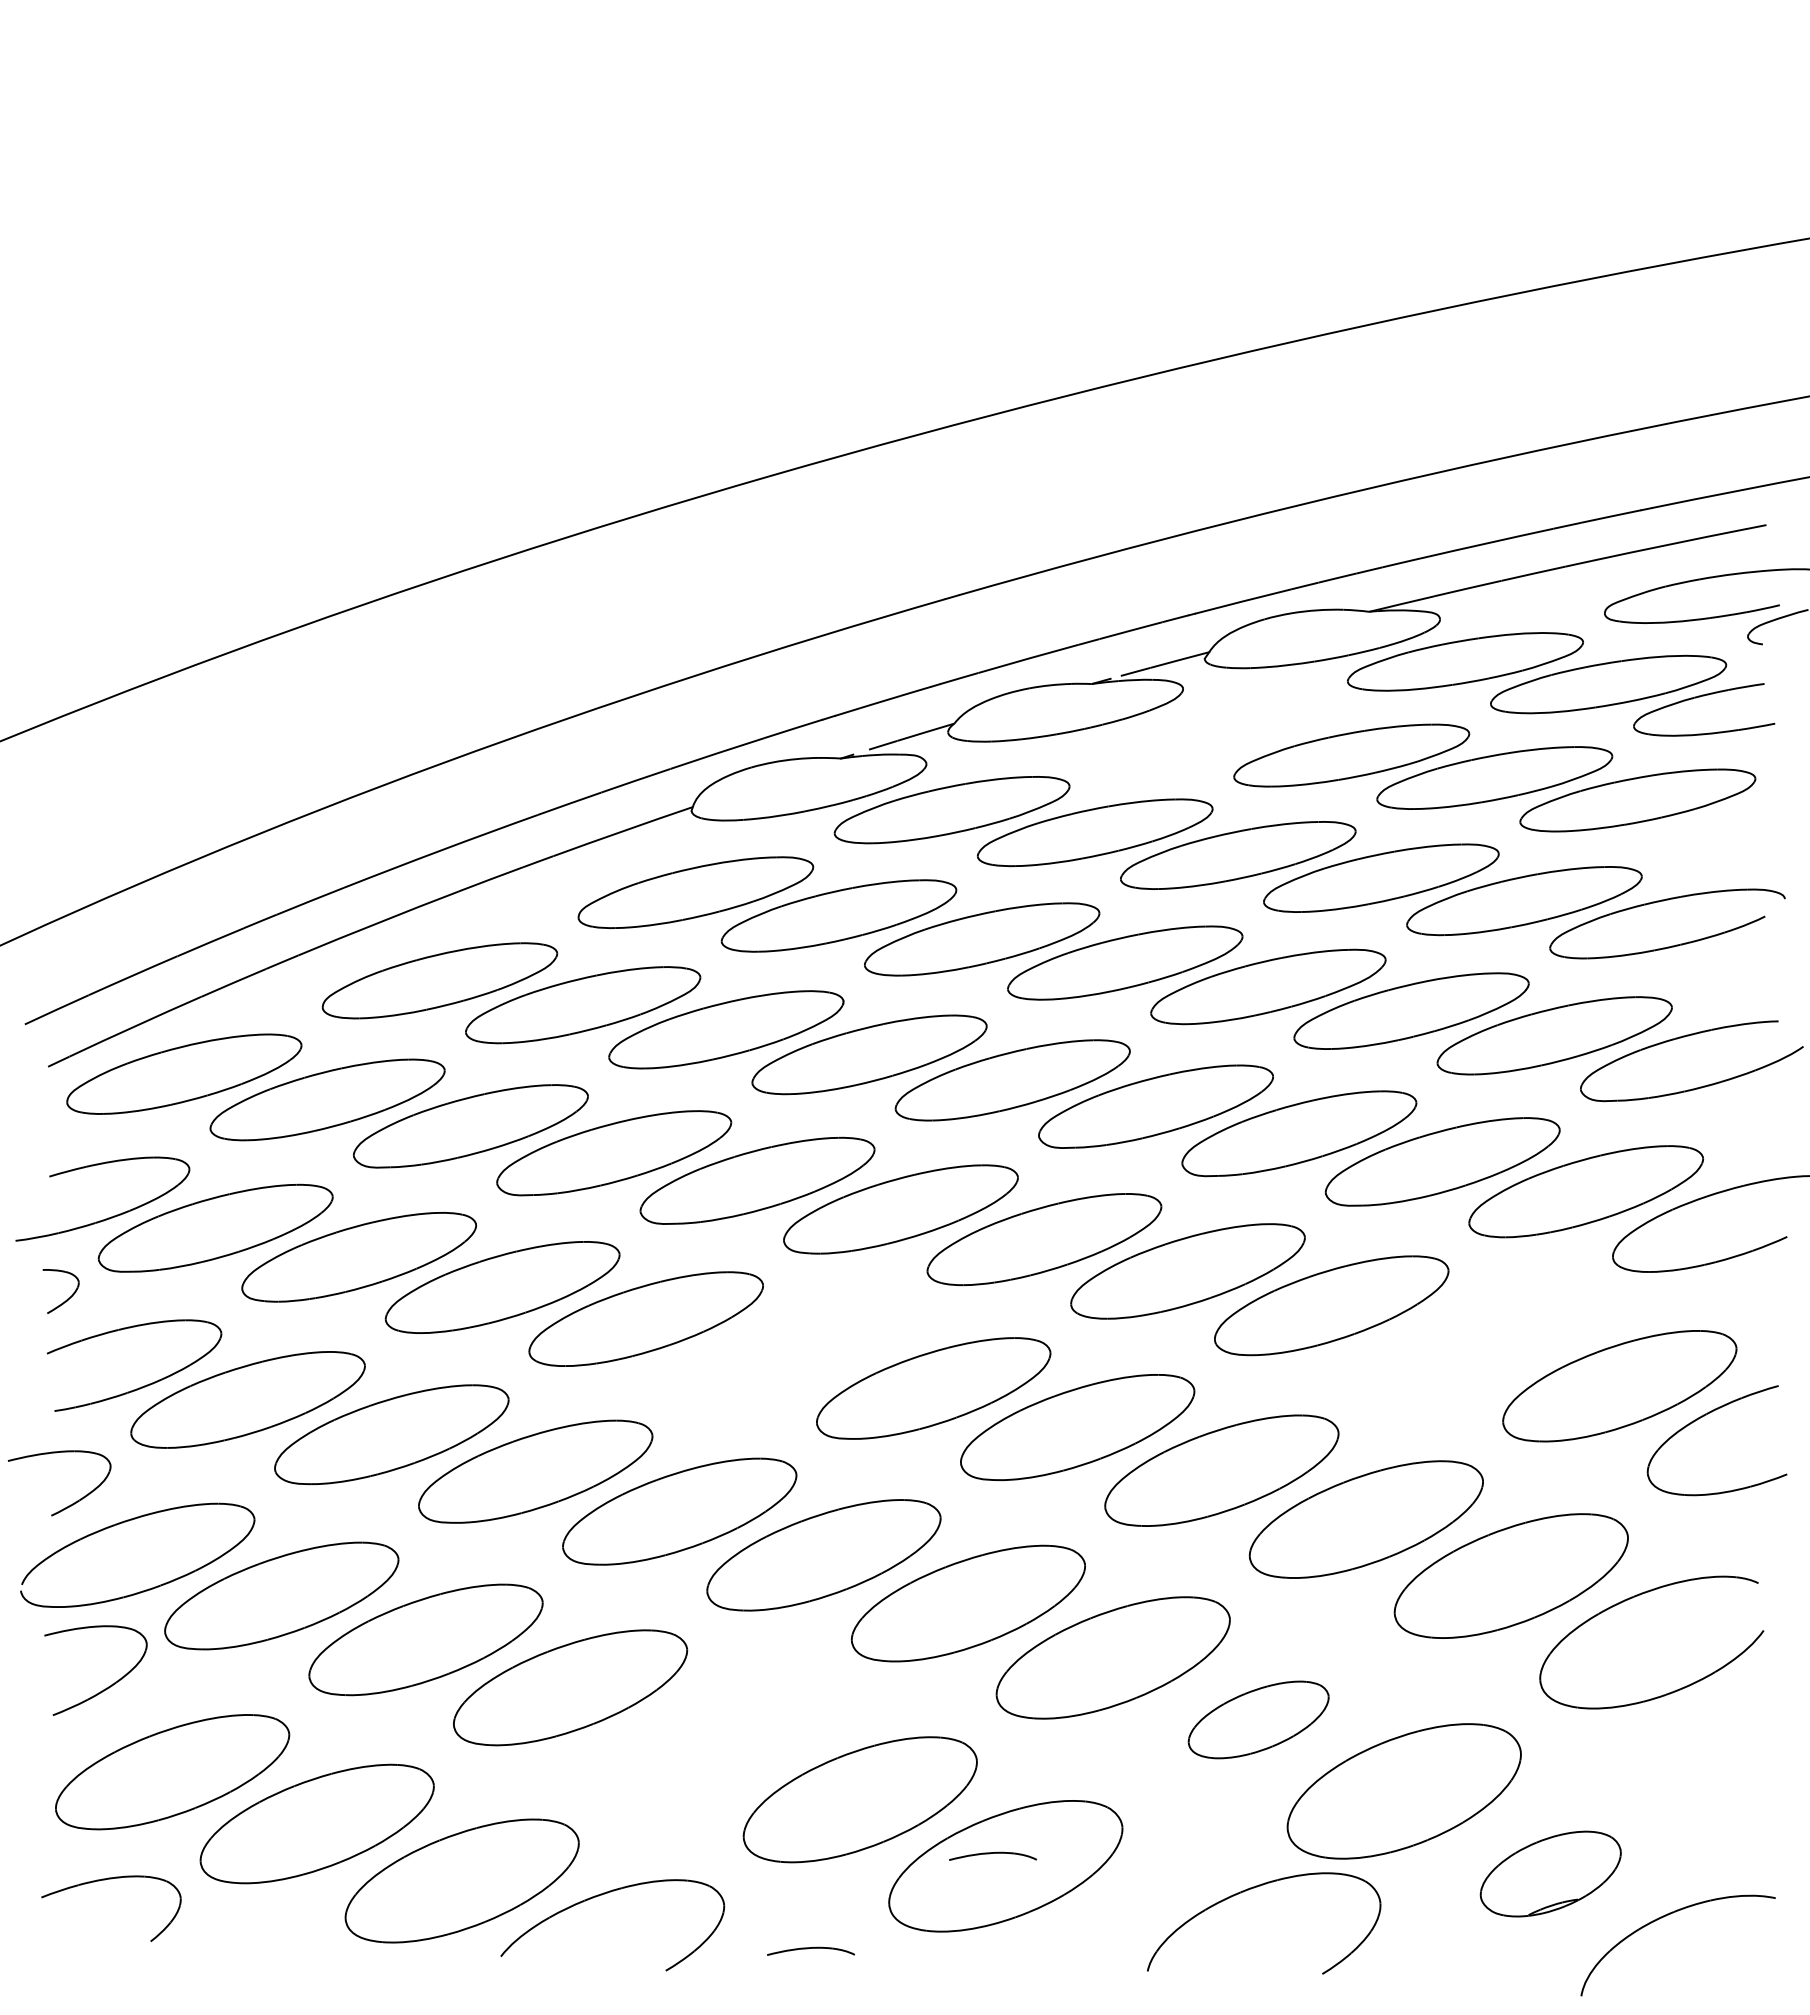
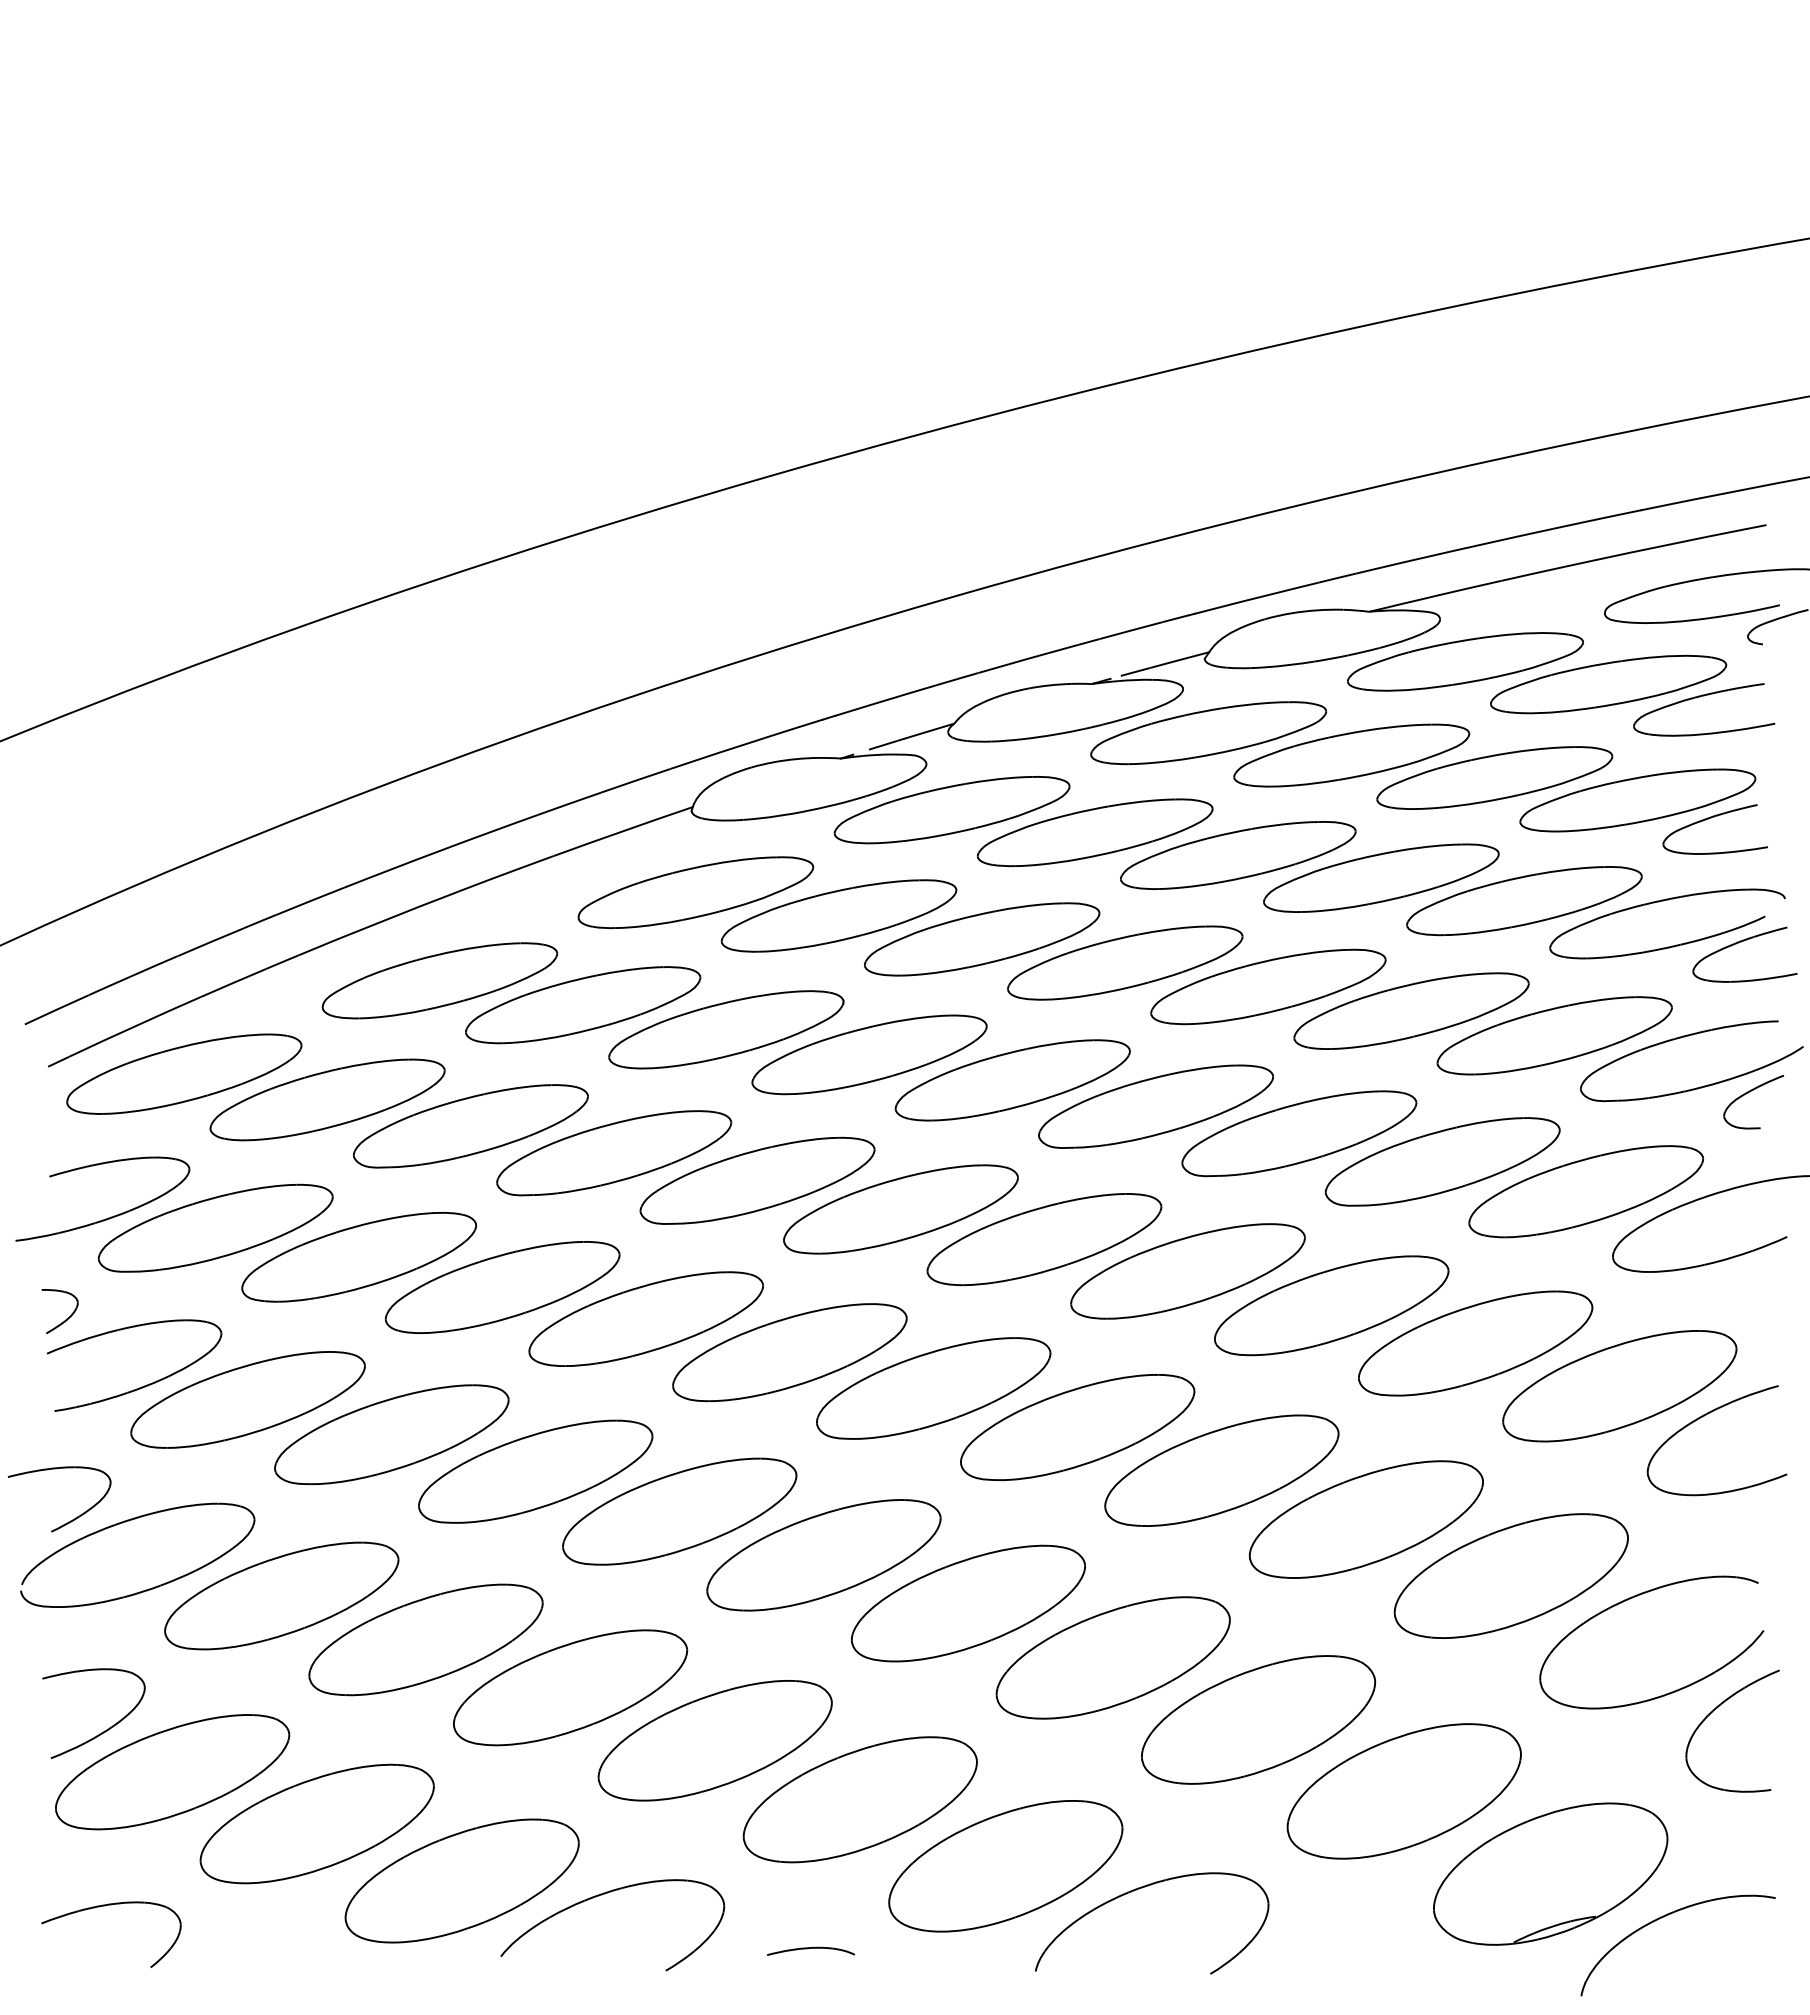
part: none -> present (1208, 733)
part: none -> present (1711, 818)
part: none -> present (1741, 942)
part: none -> present (1748, 1093)
part position: (67, 1298) -> (66, 1318) (66, 1318)
part: none -> present (1475, 1343)
part: none -> present (789, 1352)
part position: (70, 1504) -> (70, 1520) (70, 1520)
part position: (106, 1687) -> (104, 1730) (104, 1730)
part: none -> present (1717, 1708)
part size: 143x80 px -> 236x130 px (1258, 1719)
part: none -> present (714, 1740)
part: present -> none (992, 1855)
part size: 143x88 px -> 236x144 px (1550, 1873)
part position: (105, 1880) -> (105, 1906) (105, 1906)
part position: (1254, 1888) -> (1142, 1888) (1142, 1888)
